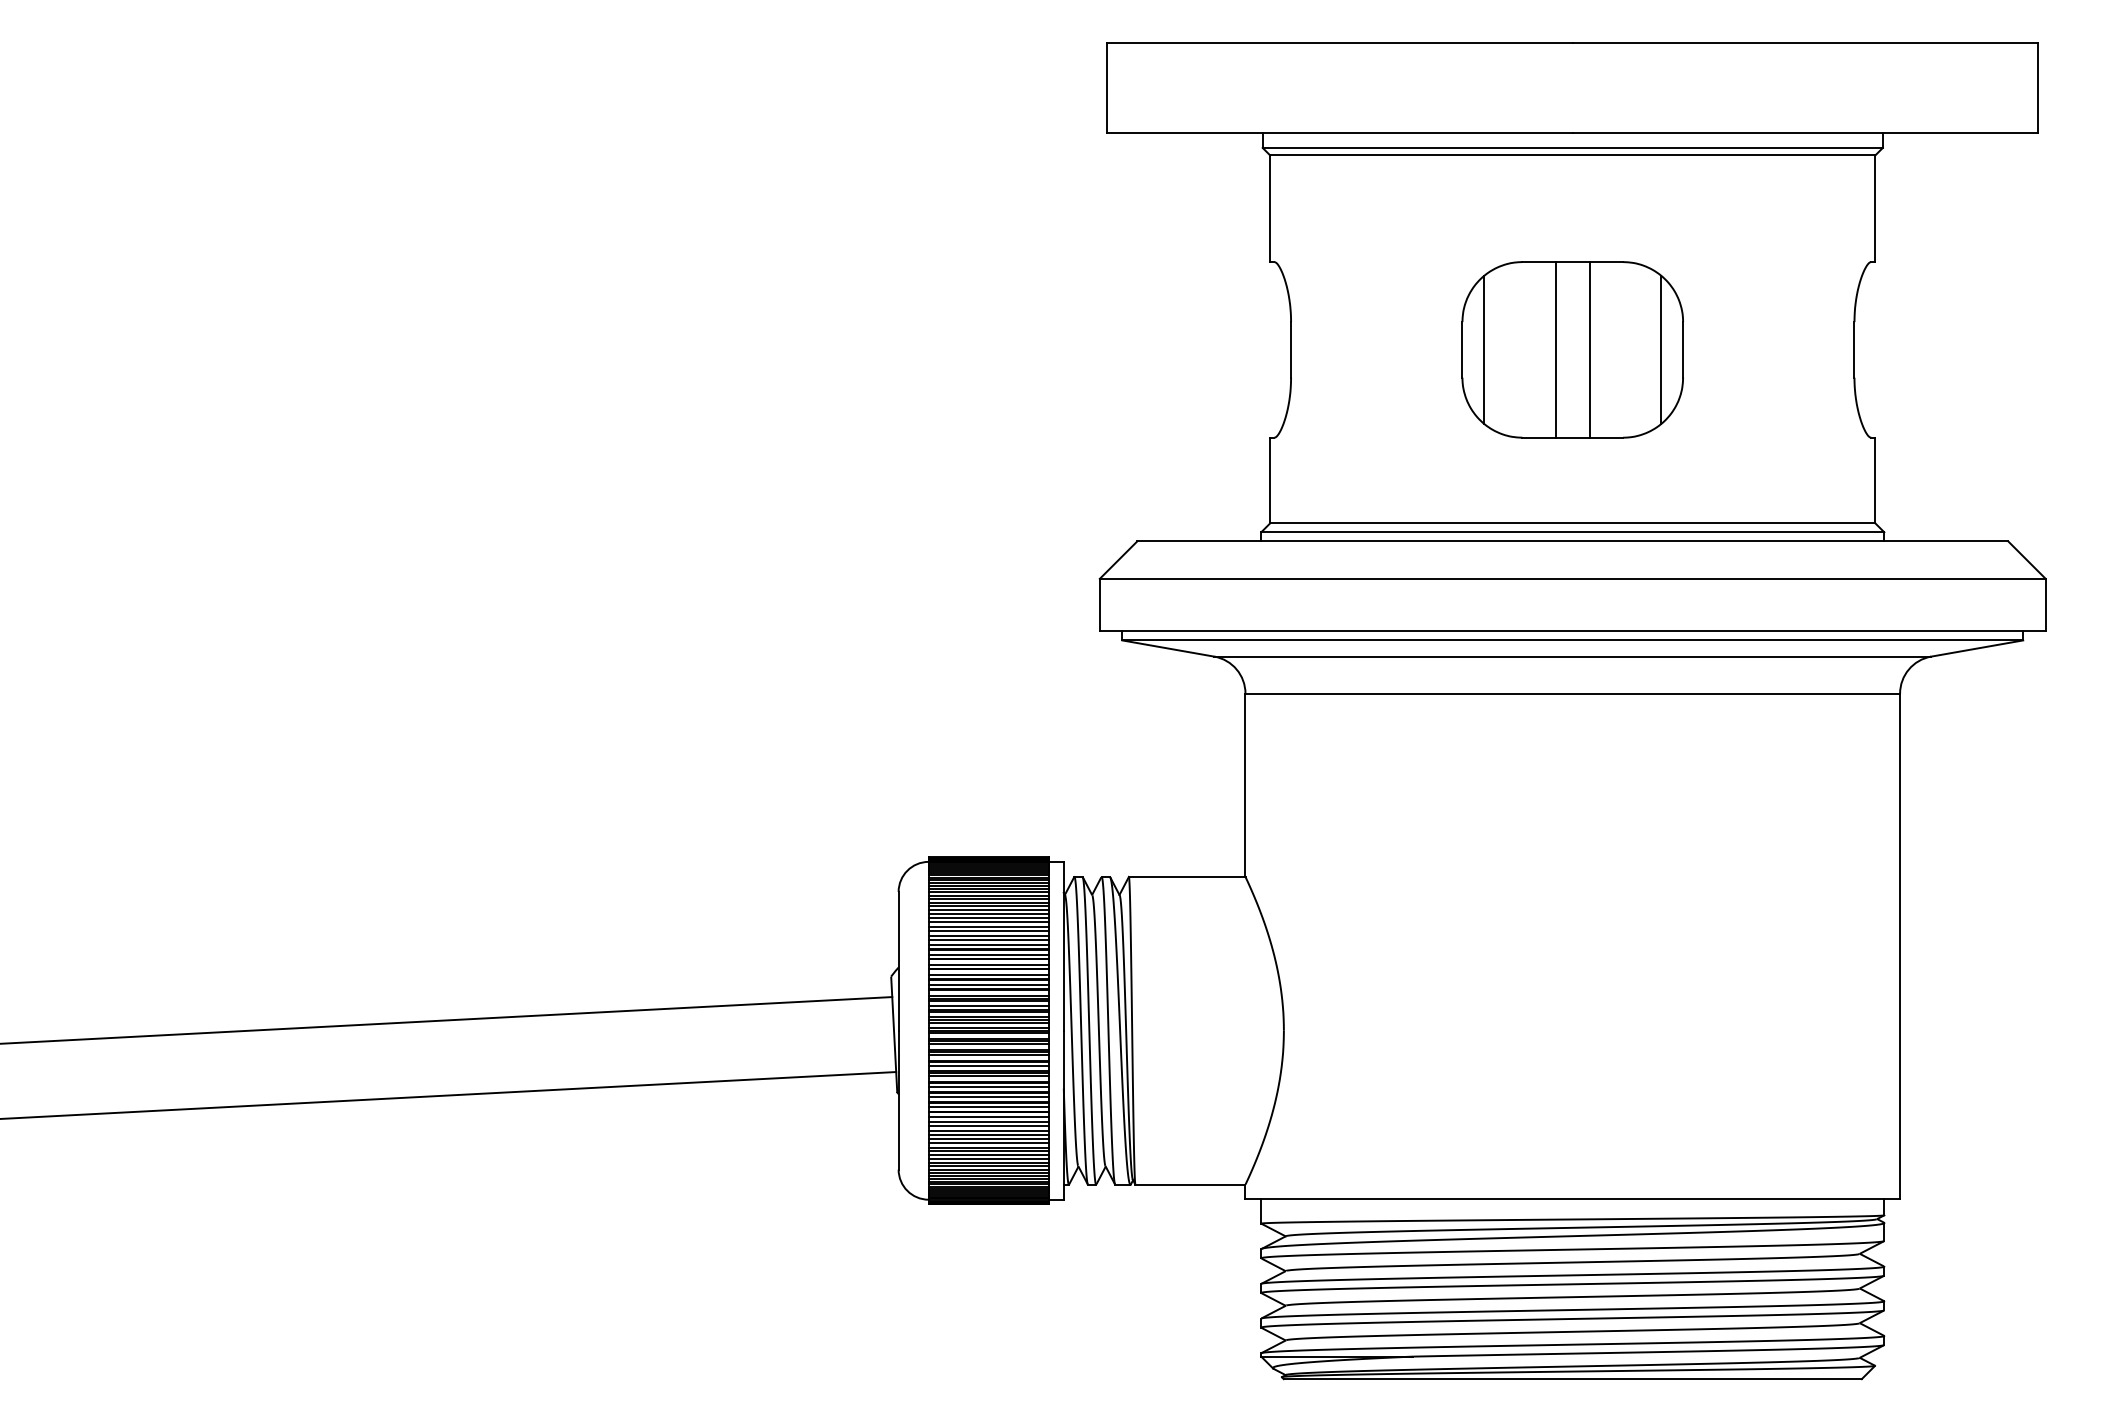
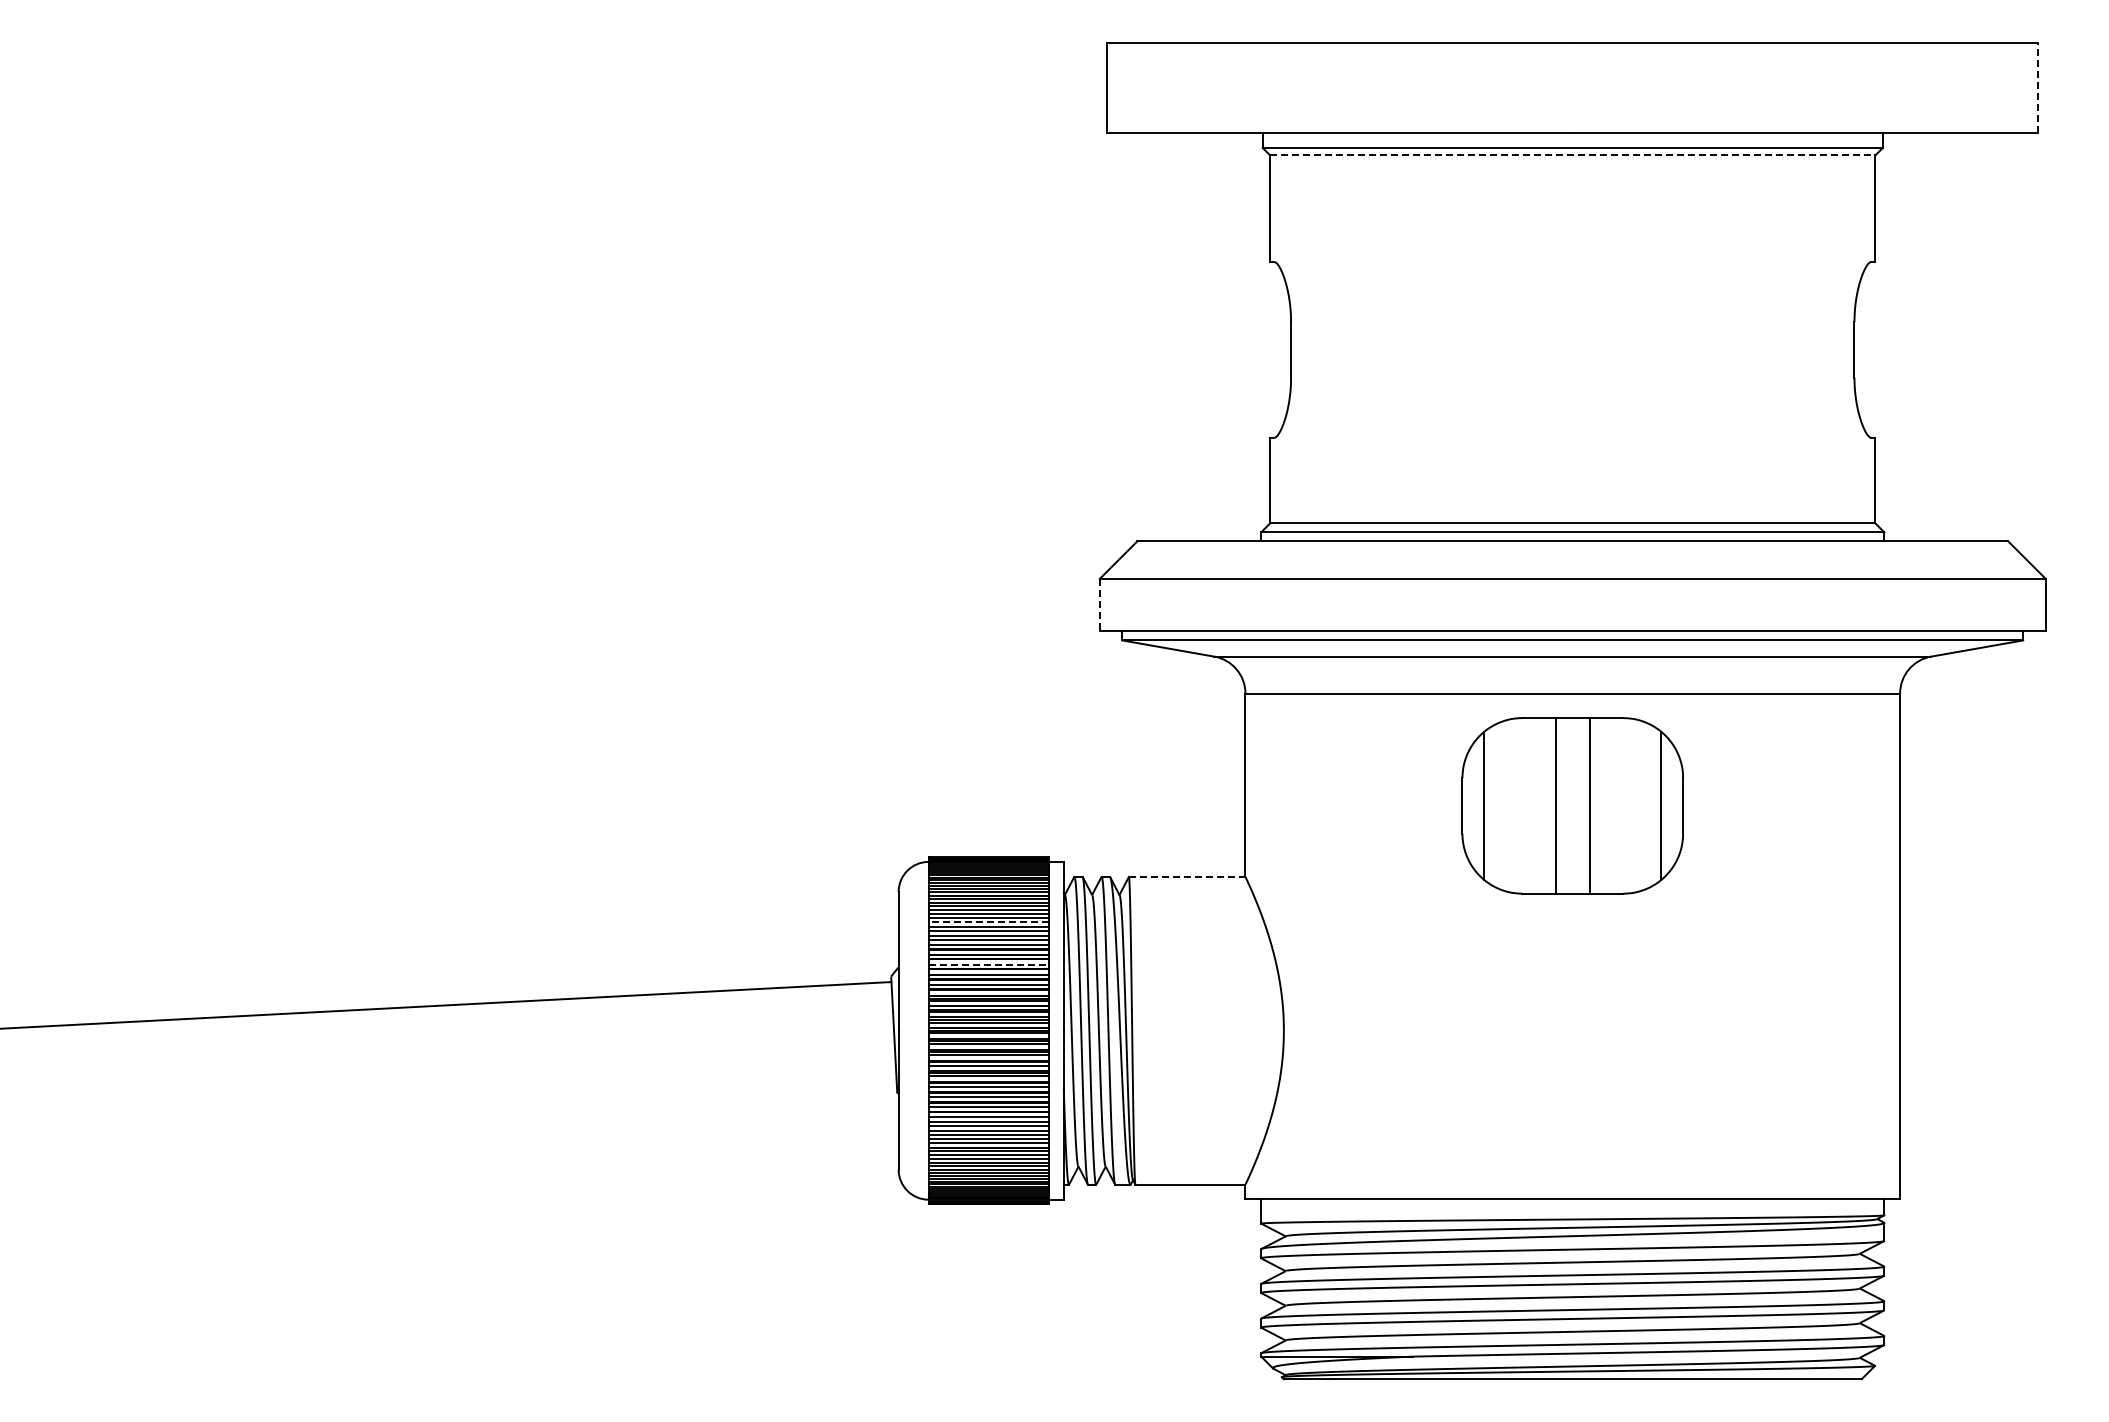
line: solid -> dashed (2038, 87)
line: solid -> dashed (1572, 155)
part position: (1572, 349) -> (1572, 805) (1572, 805)
line: solid -> dashed (1099, 605)
line: solid -> dashed (1186, 876)
line: solid -> dashed (988, 922)
line: solid -> dashed (989, 964)
line position: (447, 1020) -> (446, 1005) (446, 1005)
line: present -> none (449, 1095)
